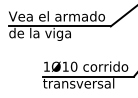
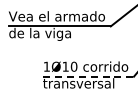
line: solid -> dashed (88, 76)
